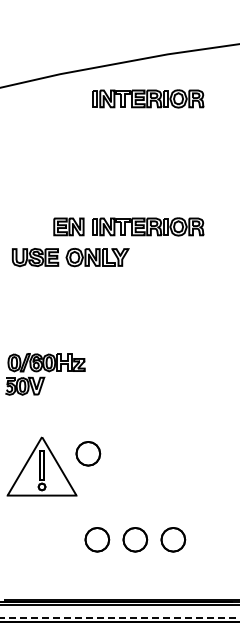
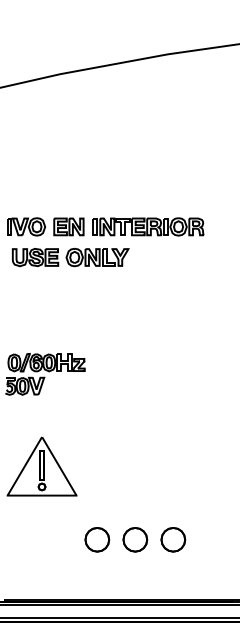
part: present -> none (148, 98)
part: none -> present (26, 226)
part: present -> none (88, 453)
line: dashed -> solid (119, 617)
